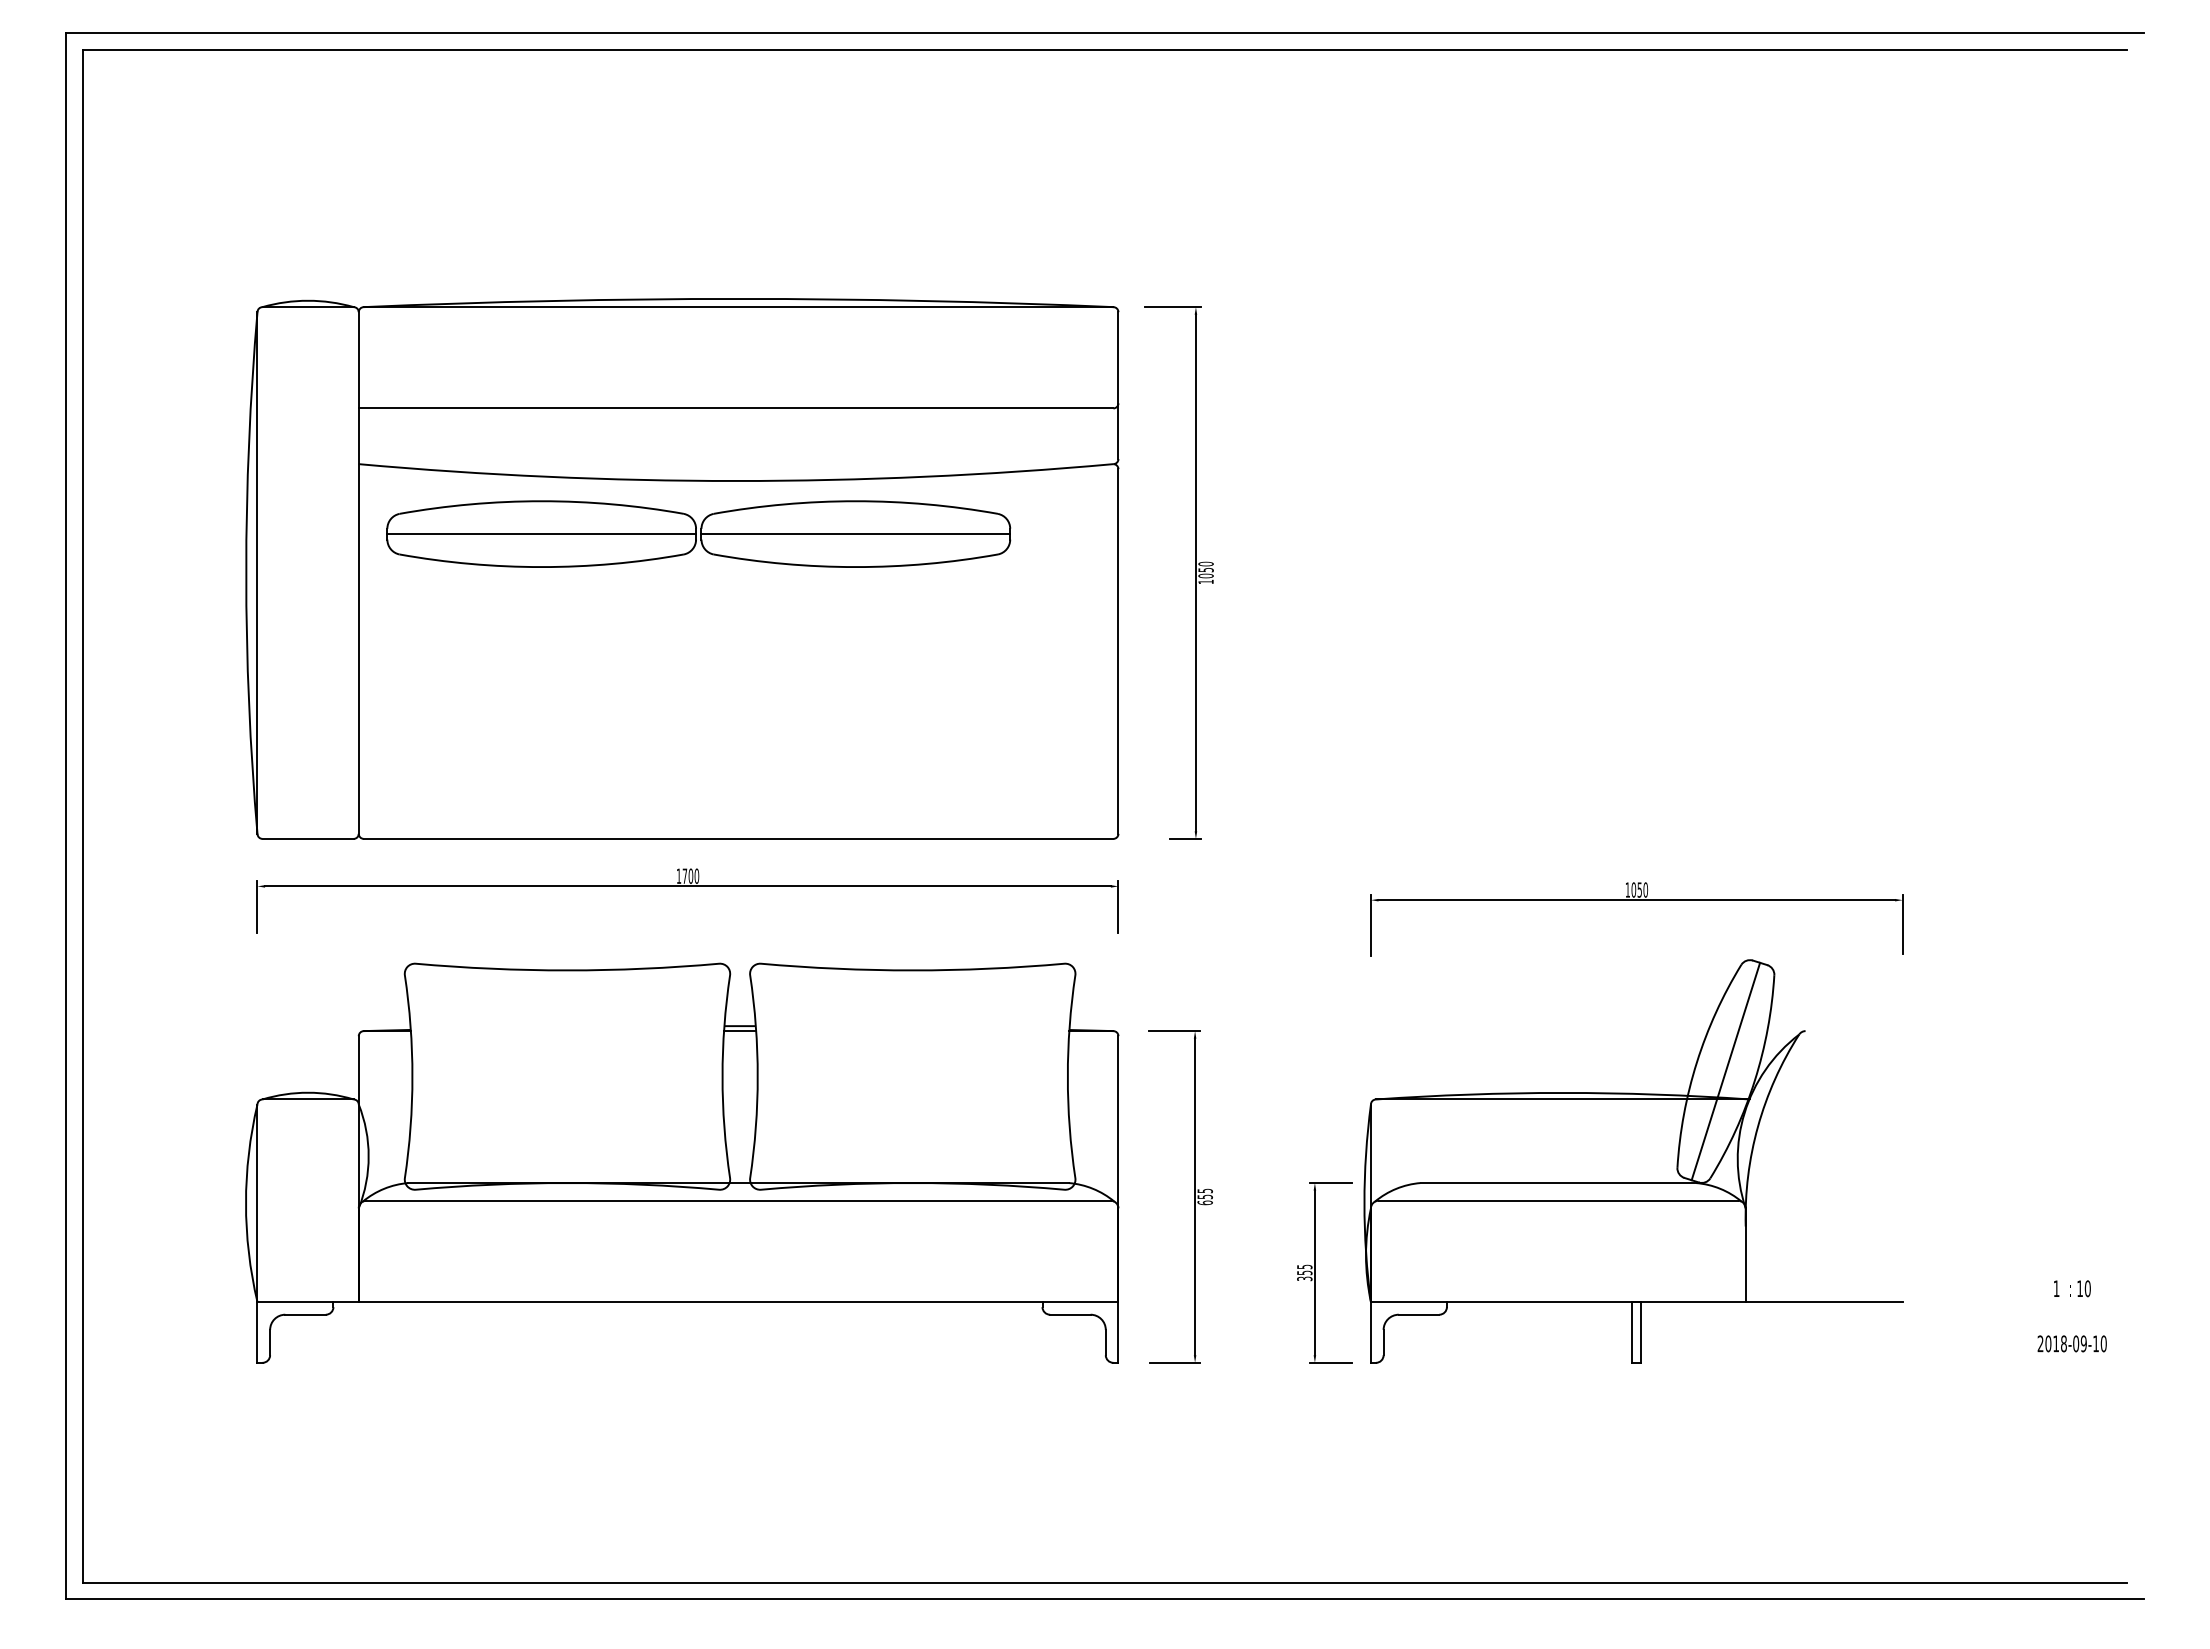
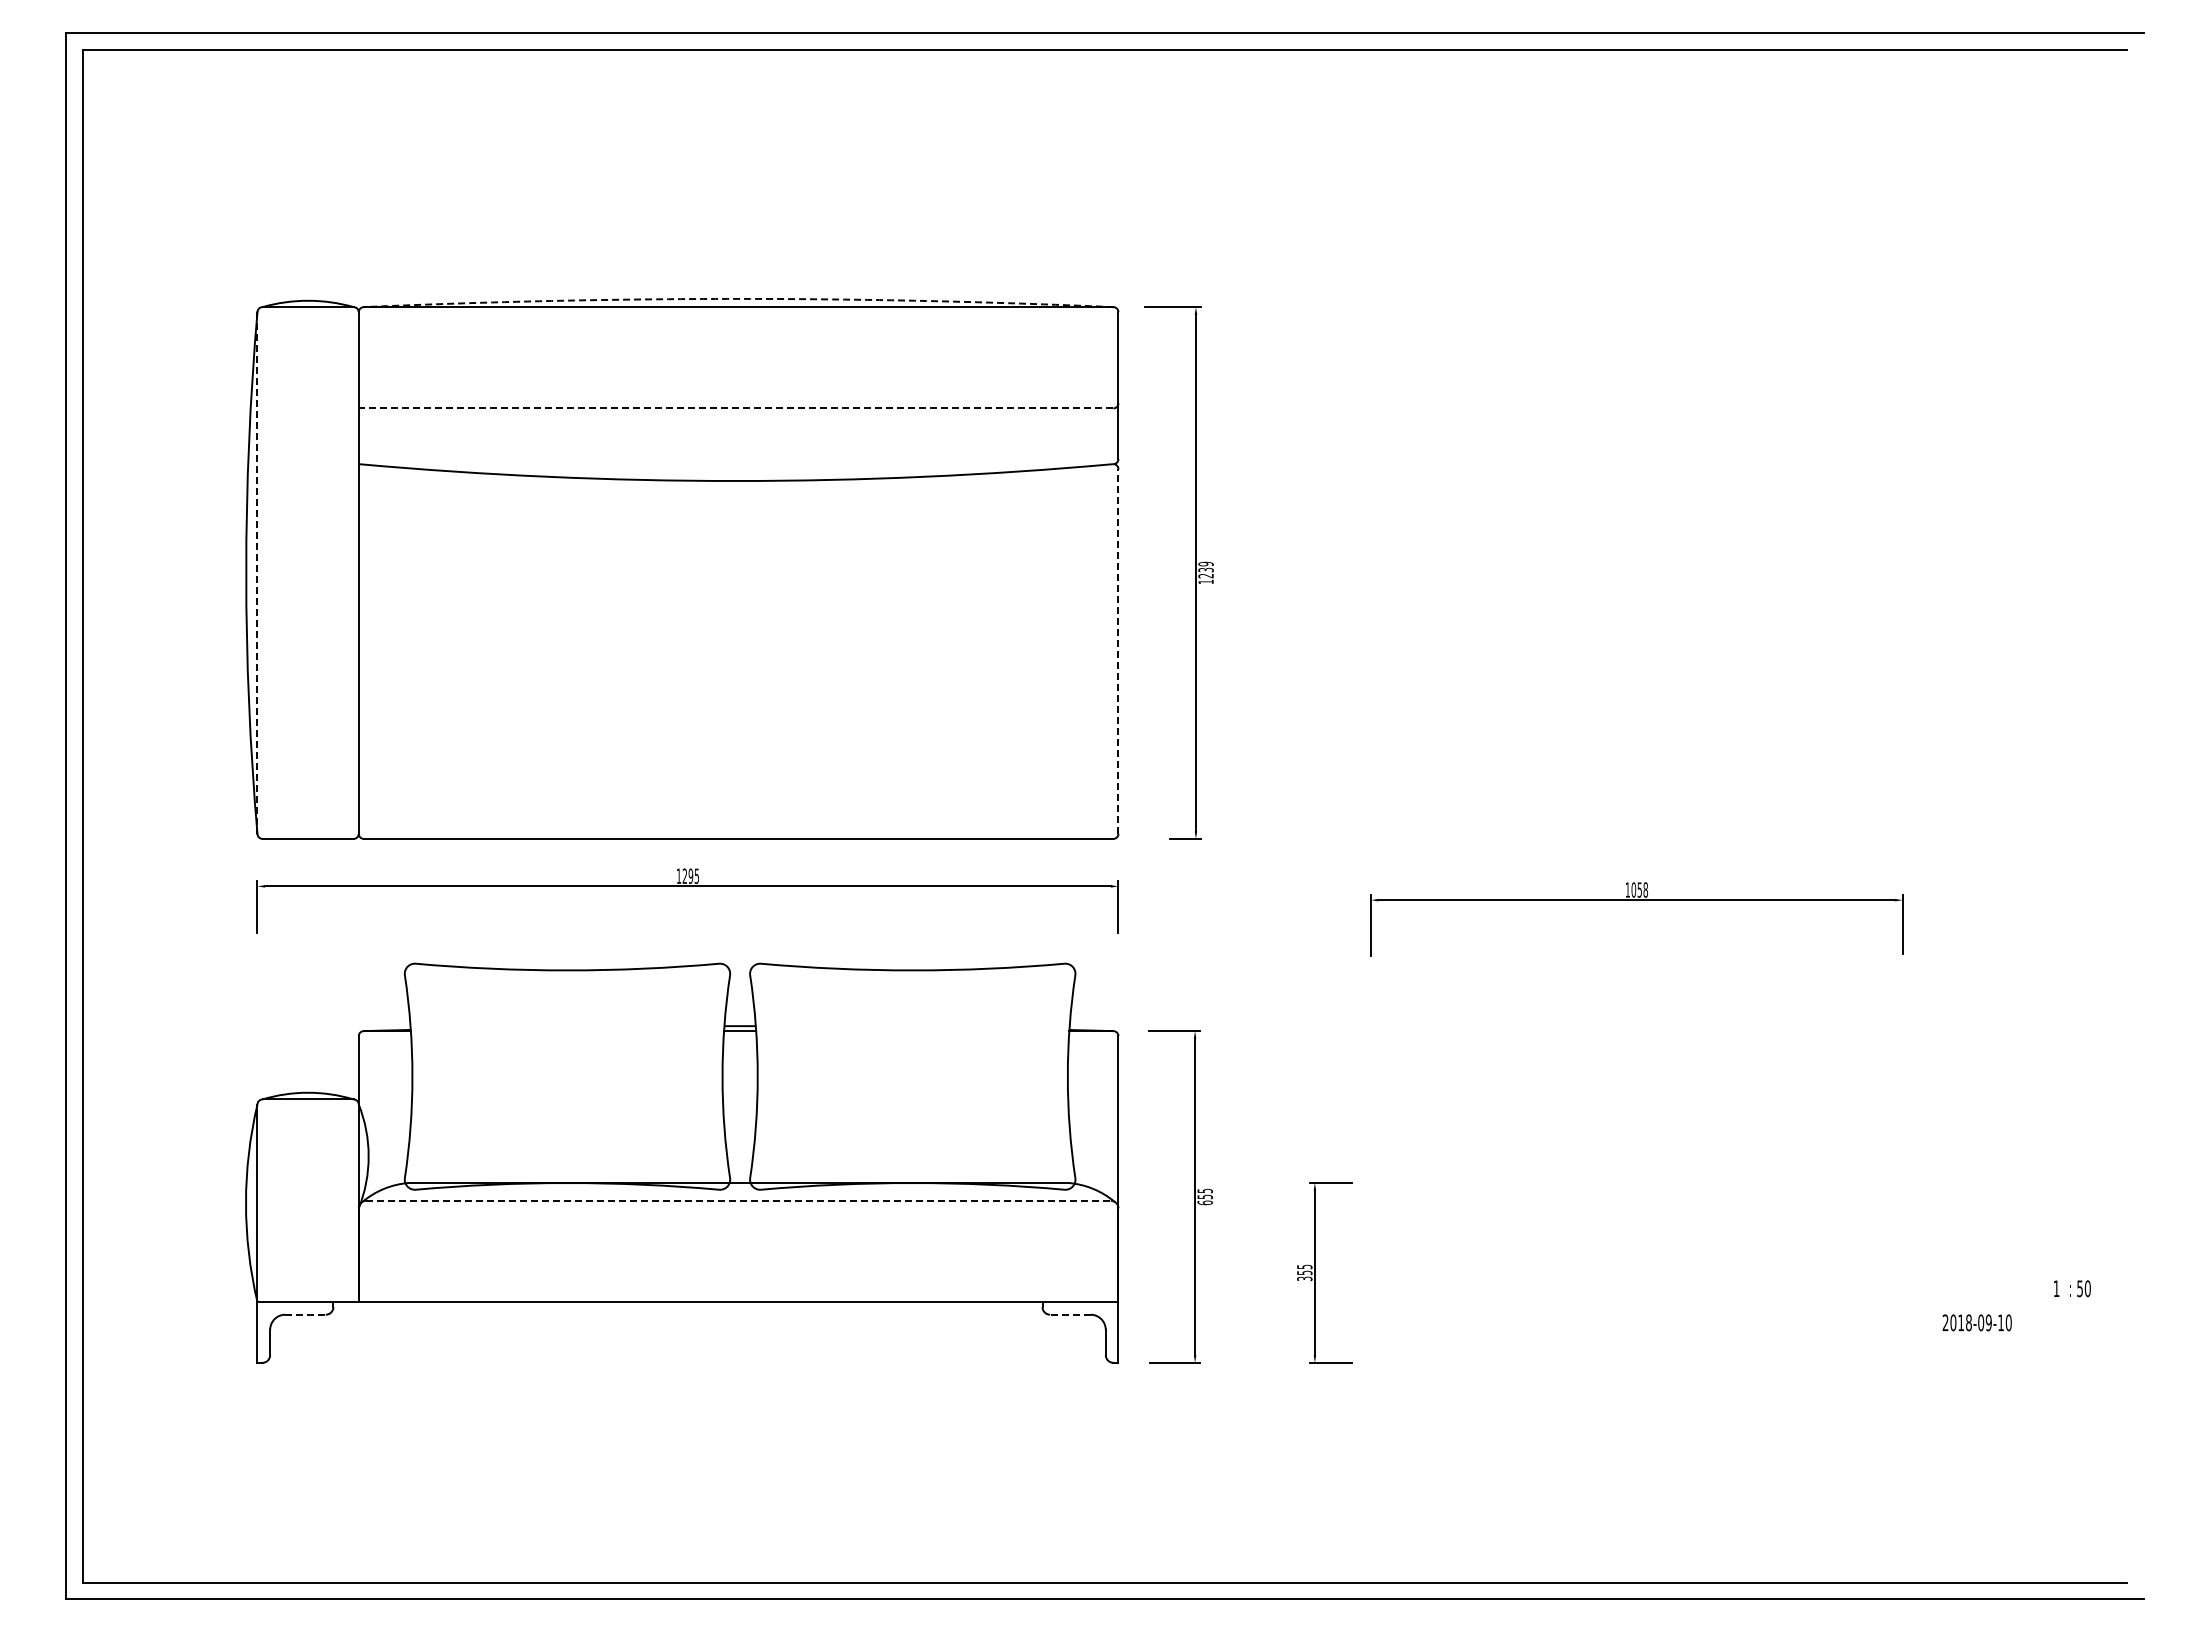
arc: solid -> dashed (738, 298)
line: solid -> dashed (735, 408)
part: present -> none (698, 533)
text: 1050 -> 1239 (1205, 570)
line: solid -> dashed (257, 573)
line: solid -> dashed (1118, 651)
text: 1700 -> 1295 (690, 875)
text: 1050 -> 1058 (1645, 889)
part: present -> none (1633, 1161)
line: solid -> dashed (739, 1200)
text: 10 -> 50 (2079, 1288)
line: solid -> dashed (306, 1314)
line: solid -> dashed (1069, 1314)
text position: (2071, 1343) -> (1976, 1322) (1976, 1322)
